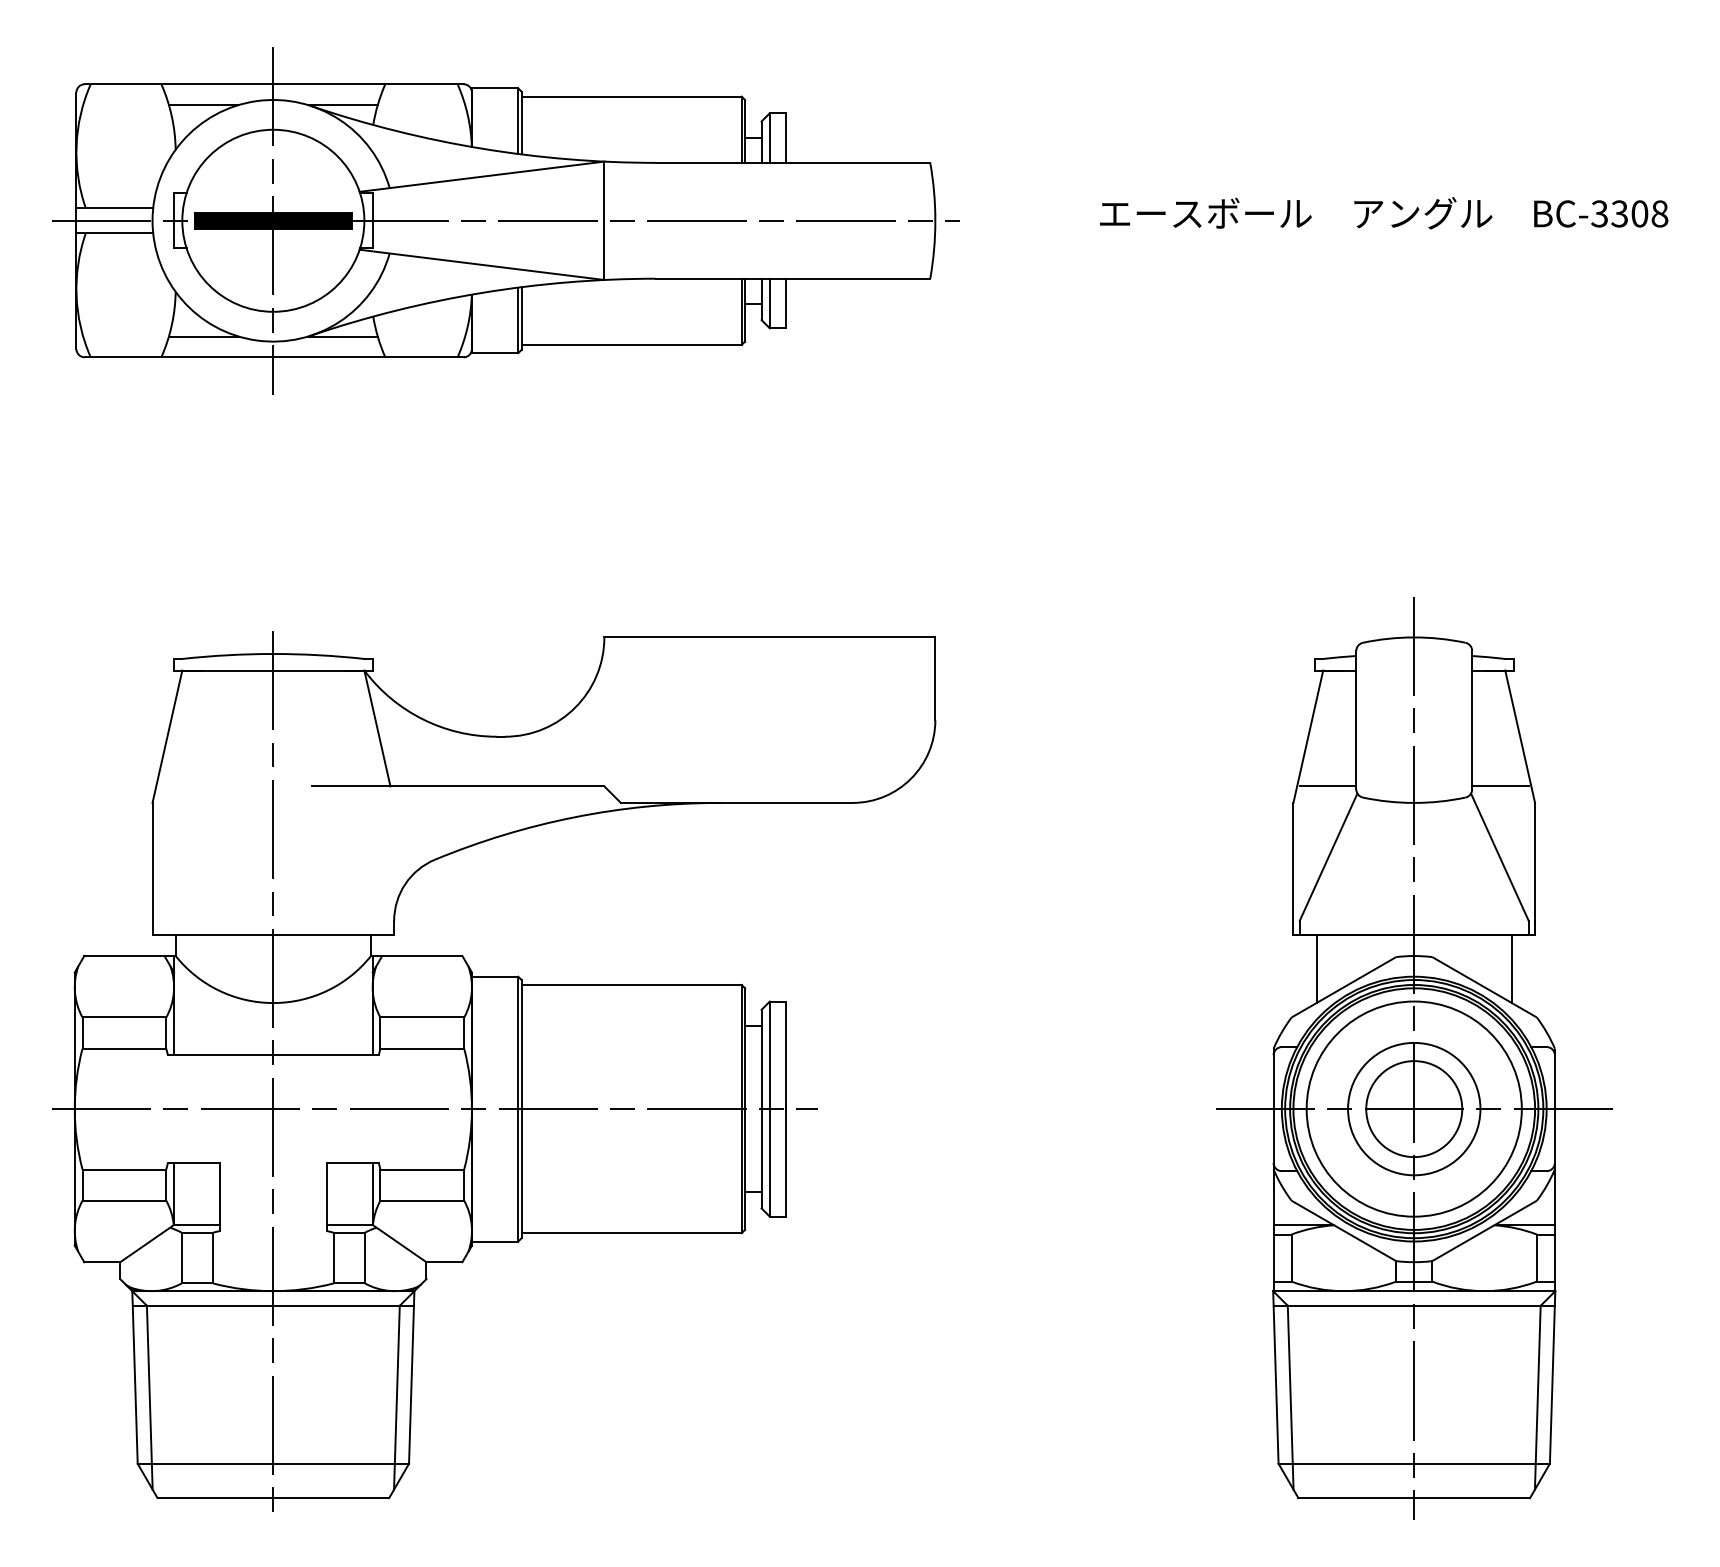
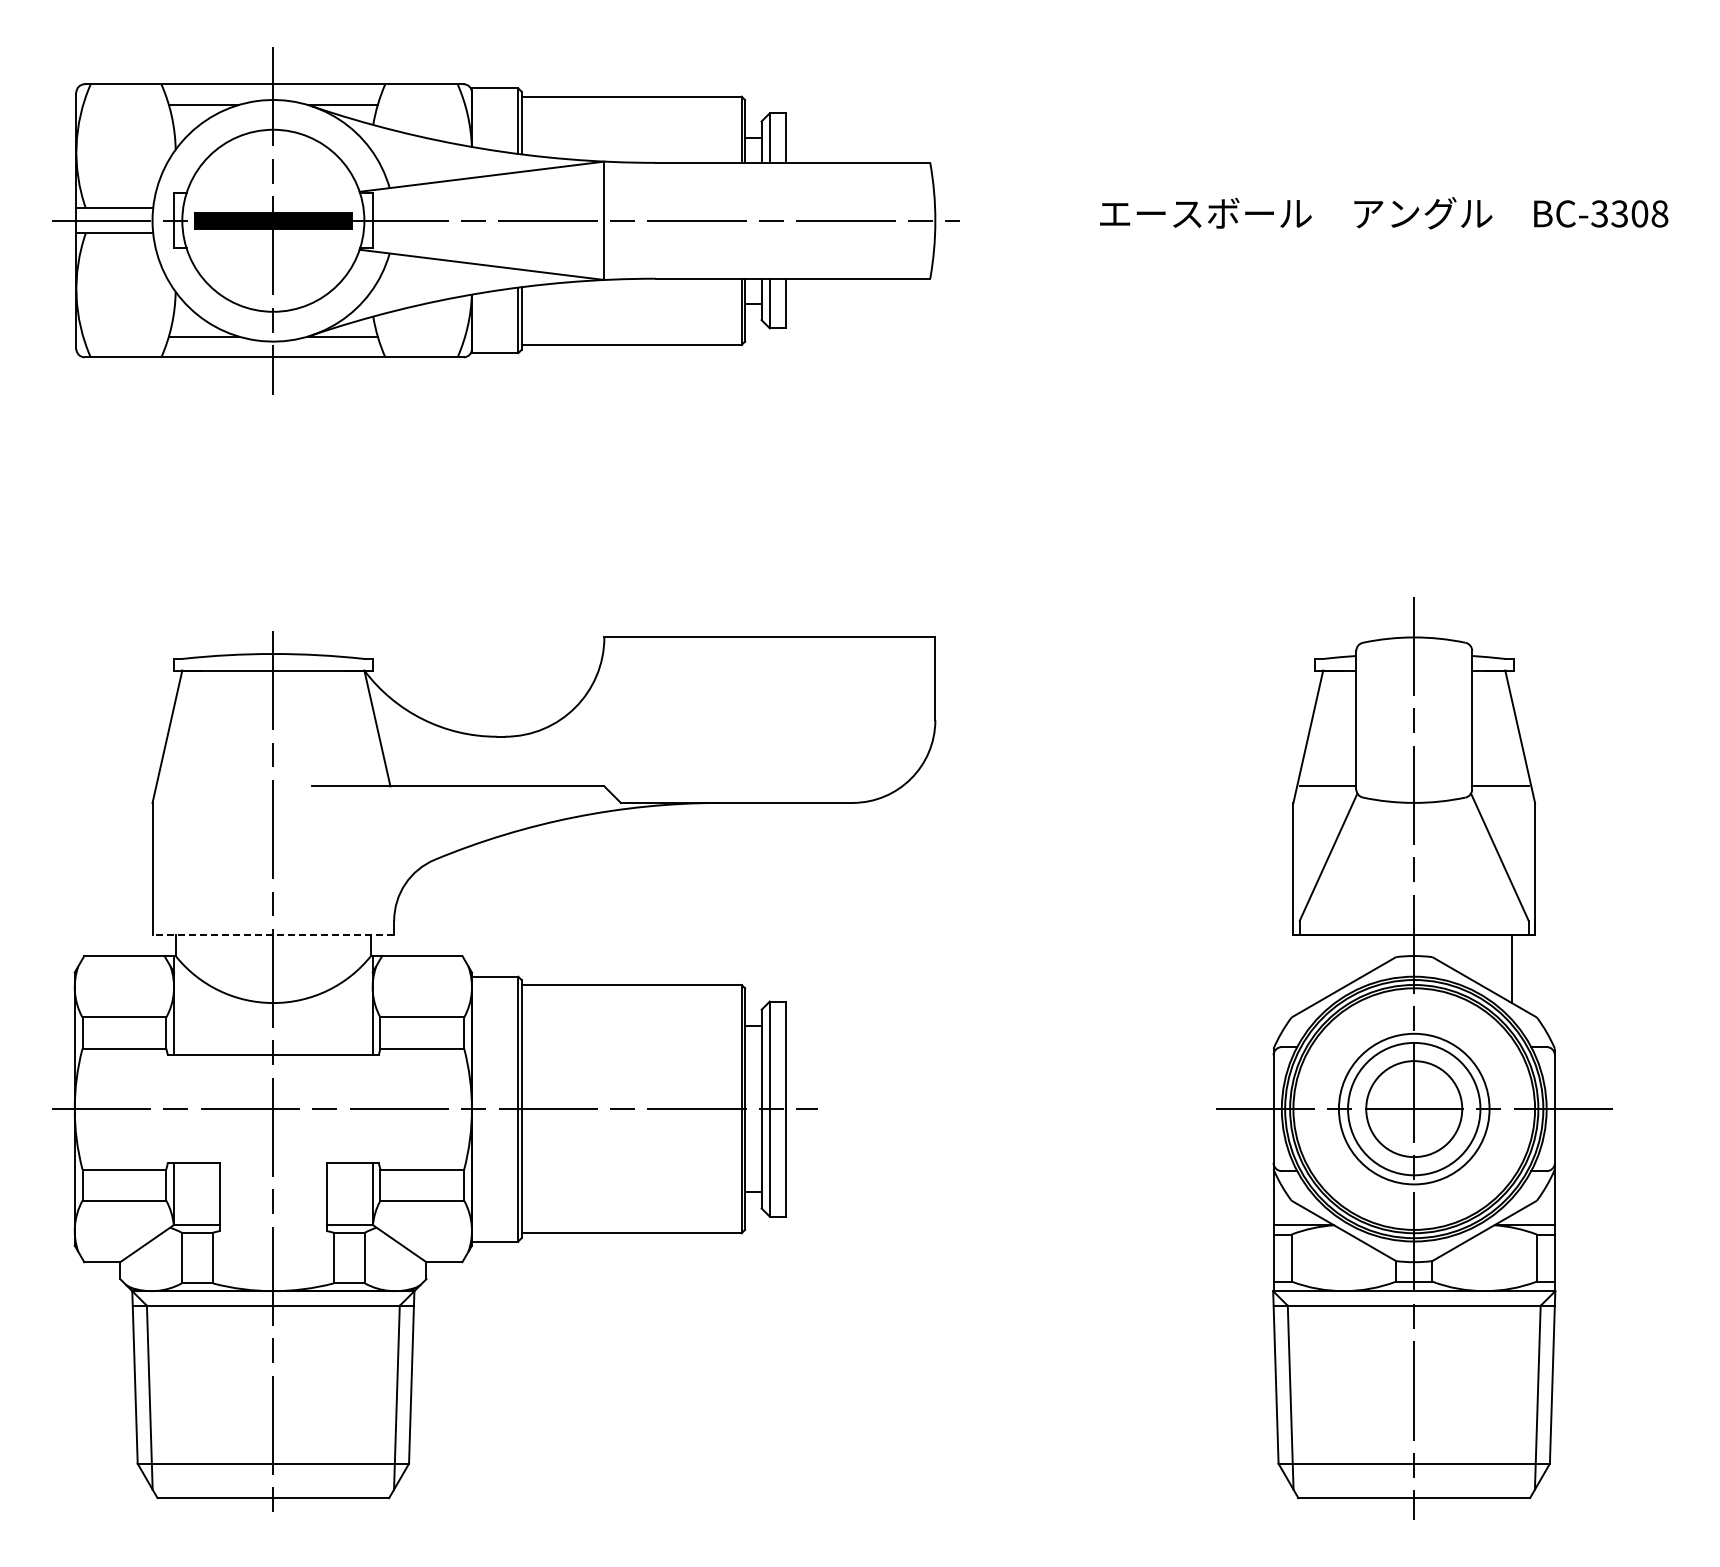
line: solid -> dashed (273, 935)
line: present -> none (1316, 969)
circle diameter: 215 px -> 151 px (1413, 1108)
